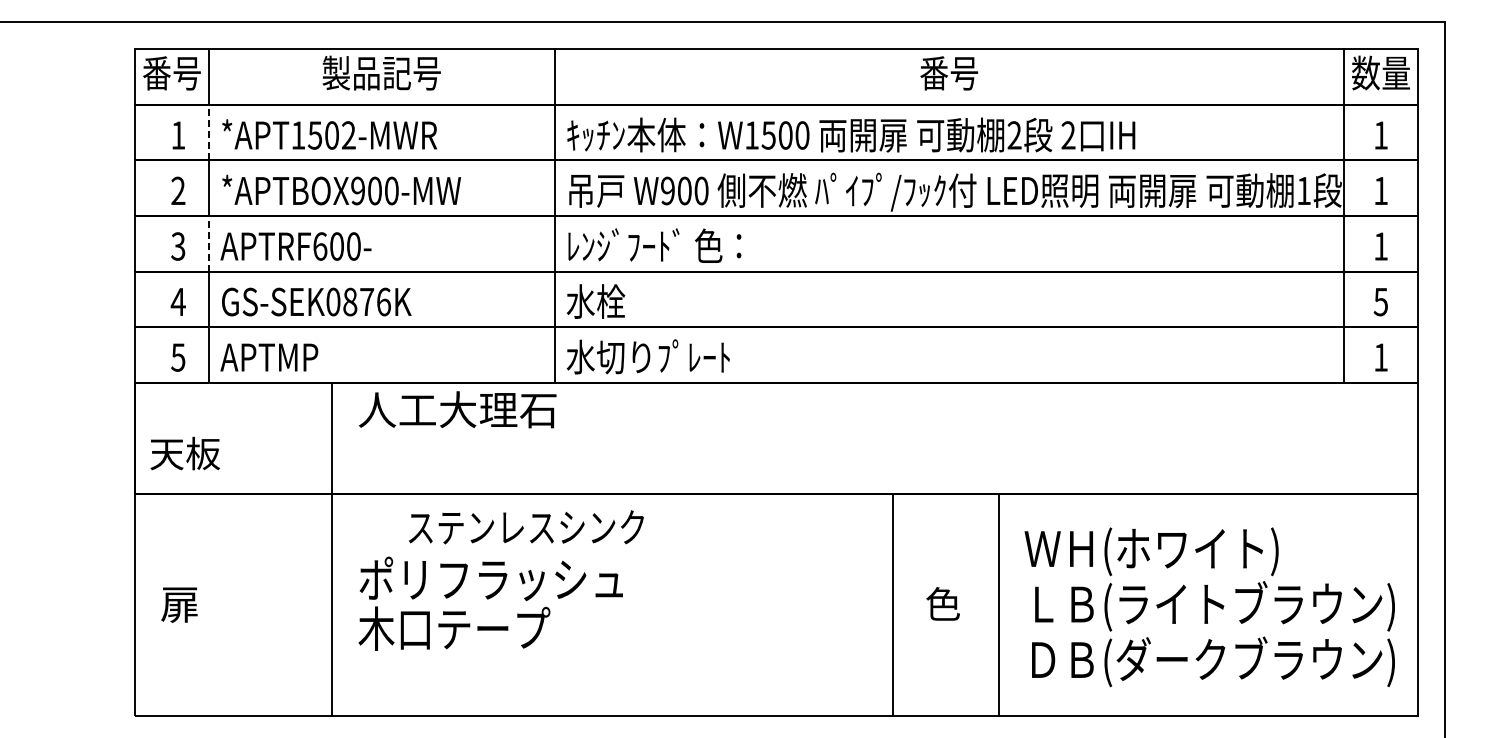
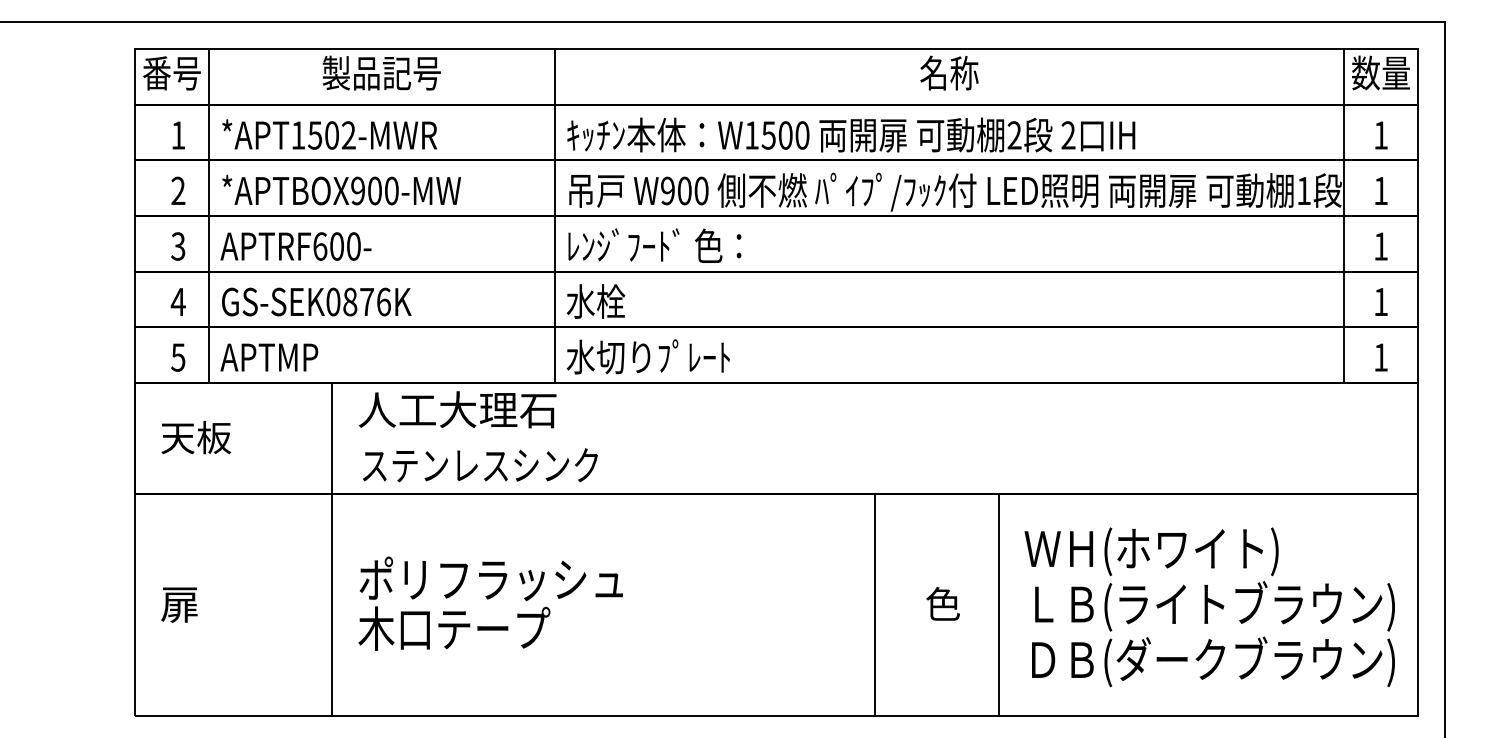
text: 番号 -> 名称 (949, 72)
line: dashed -> solid (209, 132)
line: dashed -> solid (209, 243)
text: 5 -> 1 (1380, 302)
text position: (185, 453) -> (196, 437) (196, 437)
text position: (526, 527) -> (480, 465) (480, 465)
line position: (893, 604) -> (875, 604) (875, 604)
